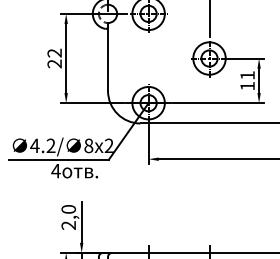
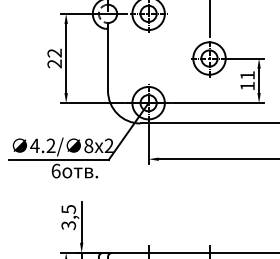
text: 4 -> 6 (55, 170)
text: 2,0 -> 3,5 (68, 217)
